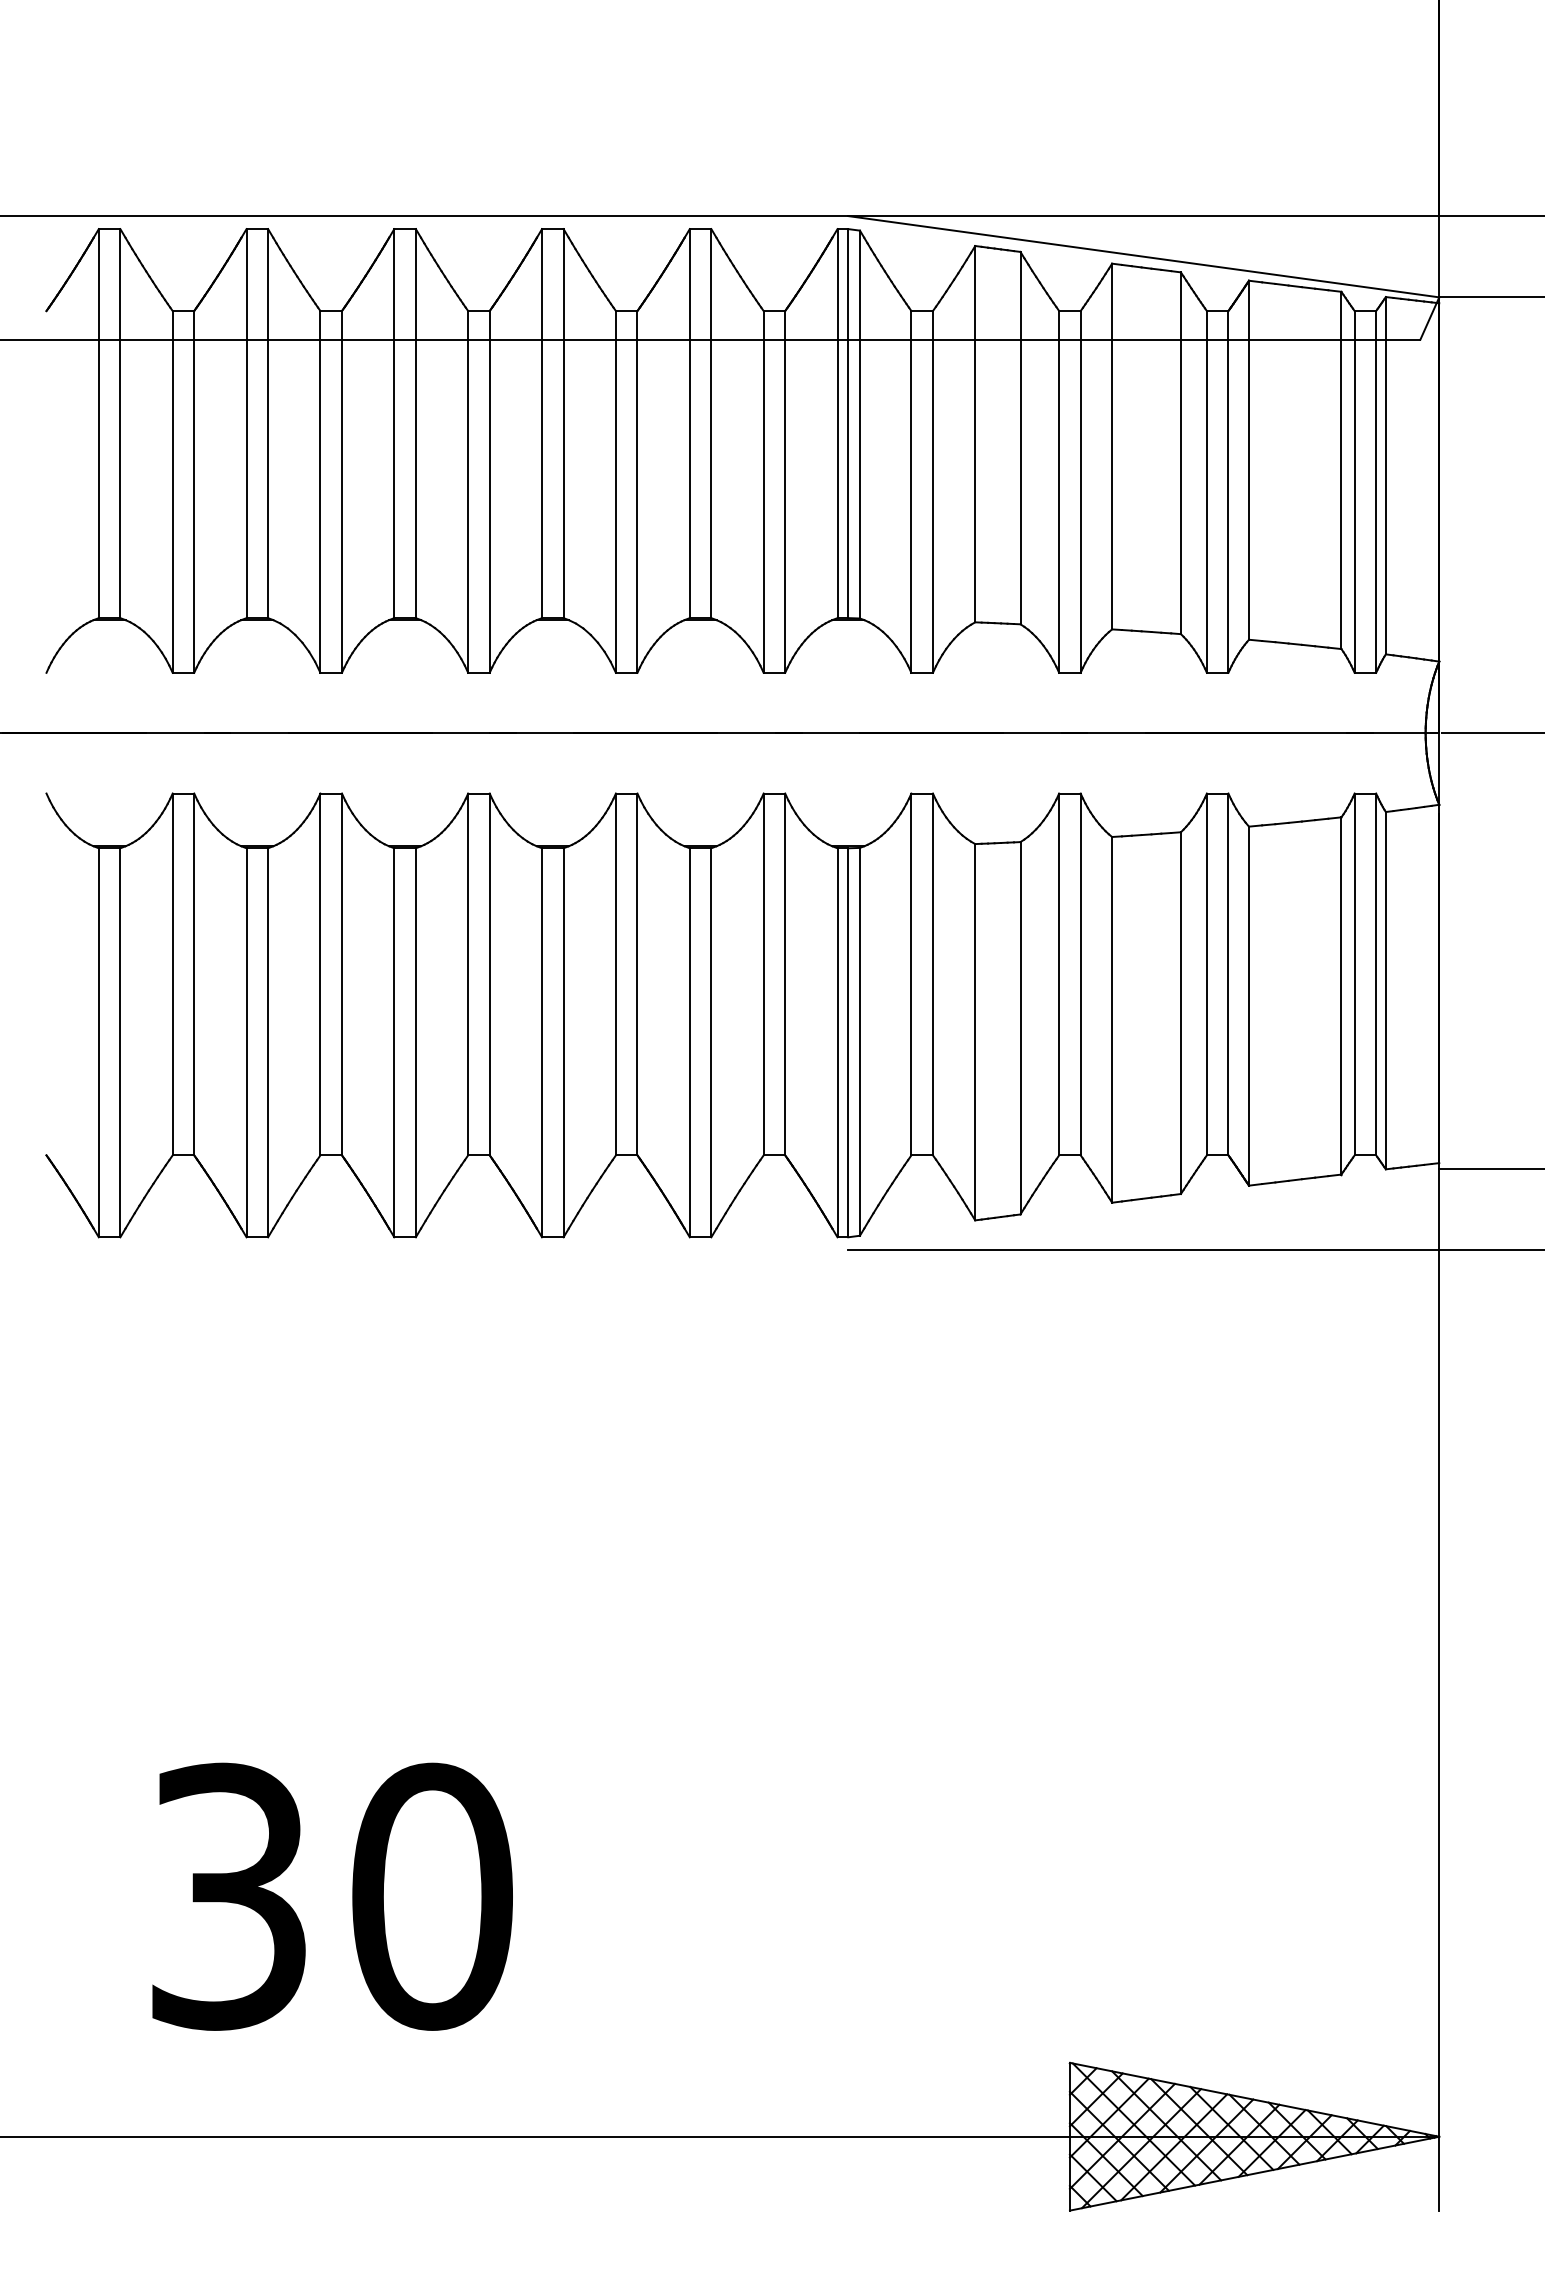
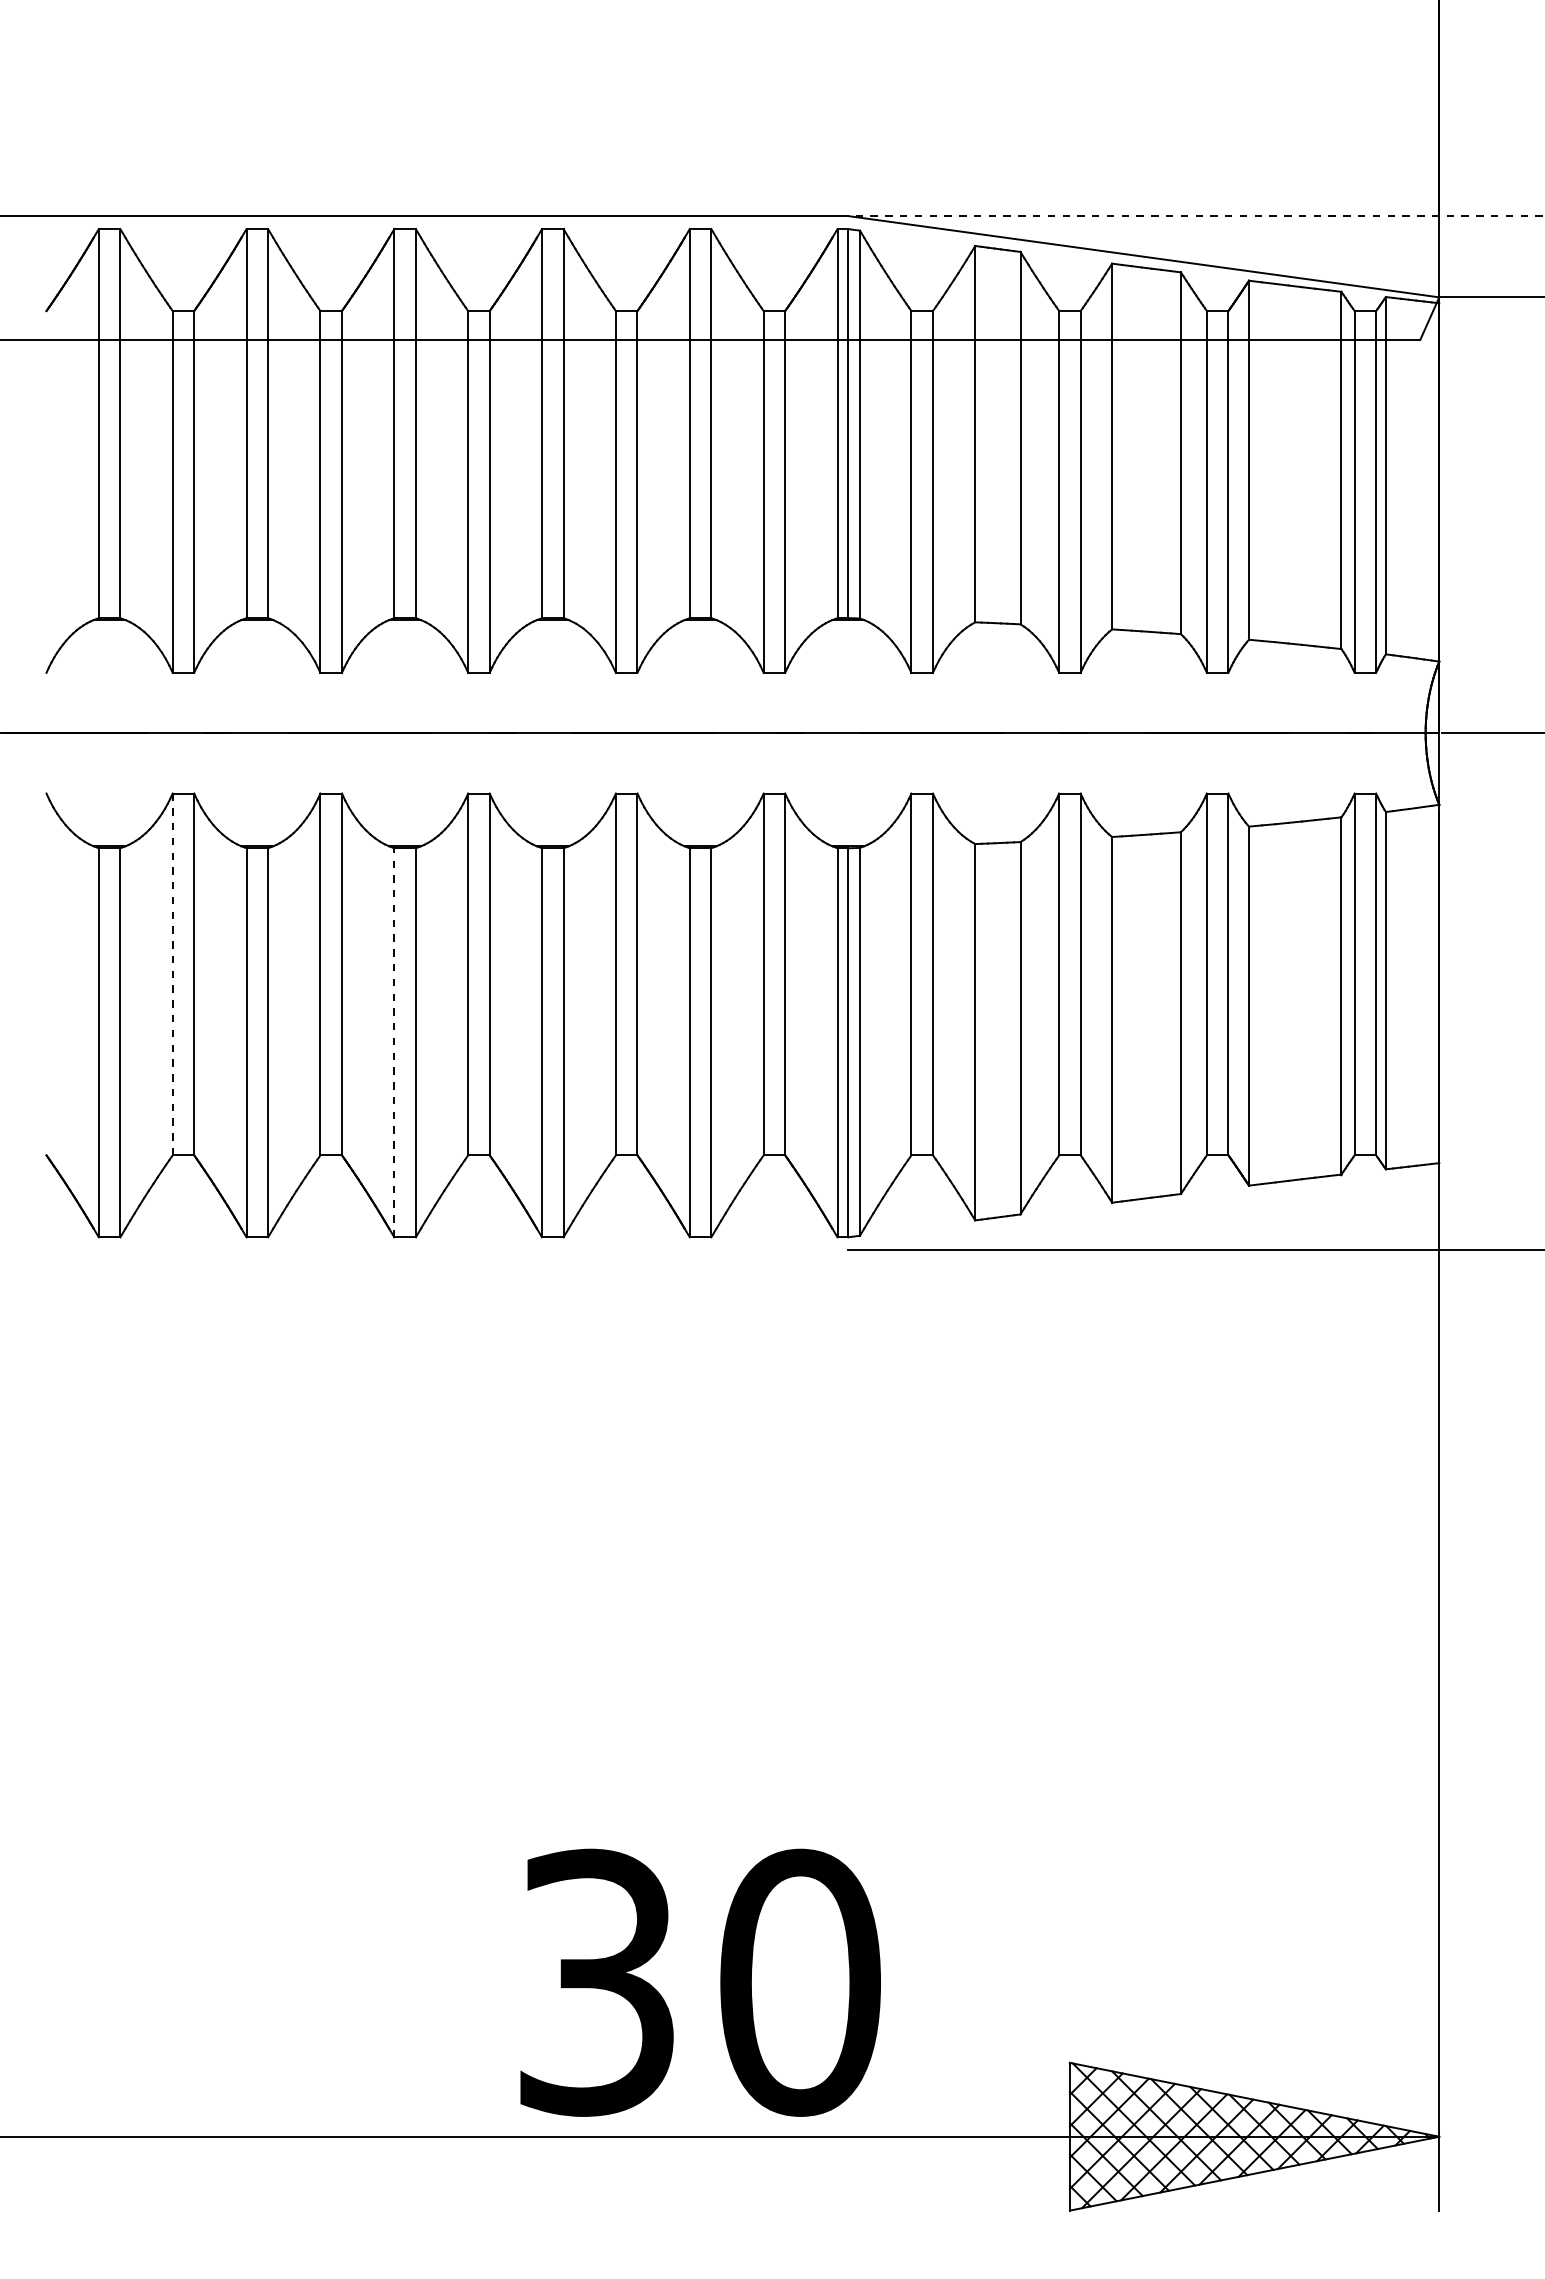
line: solid -> dashed (1196, 216)
line: solid -> dashed (172, 974)
line: solid -> dashed (394, 1042)
line: present -> none (1490, 1169)
text position: (332, 1896) -> (700, 1982) (700, 1982)
